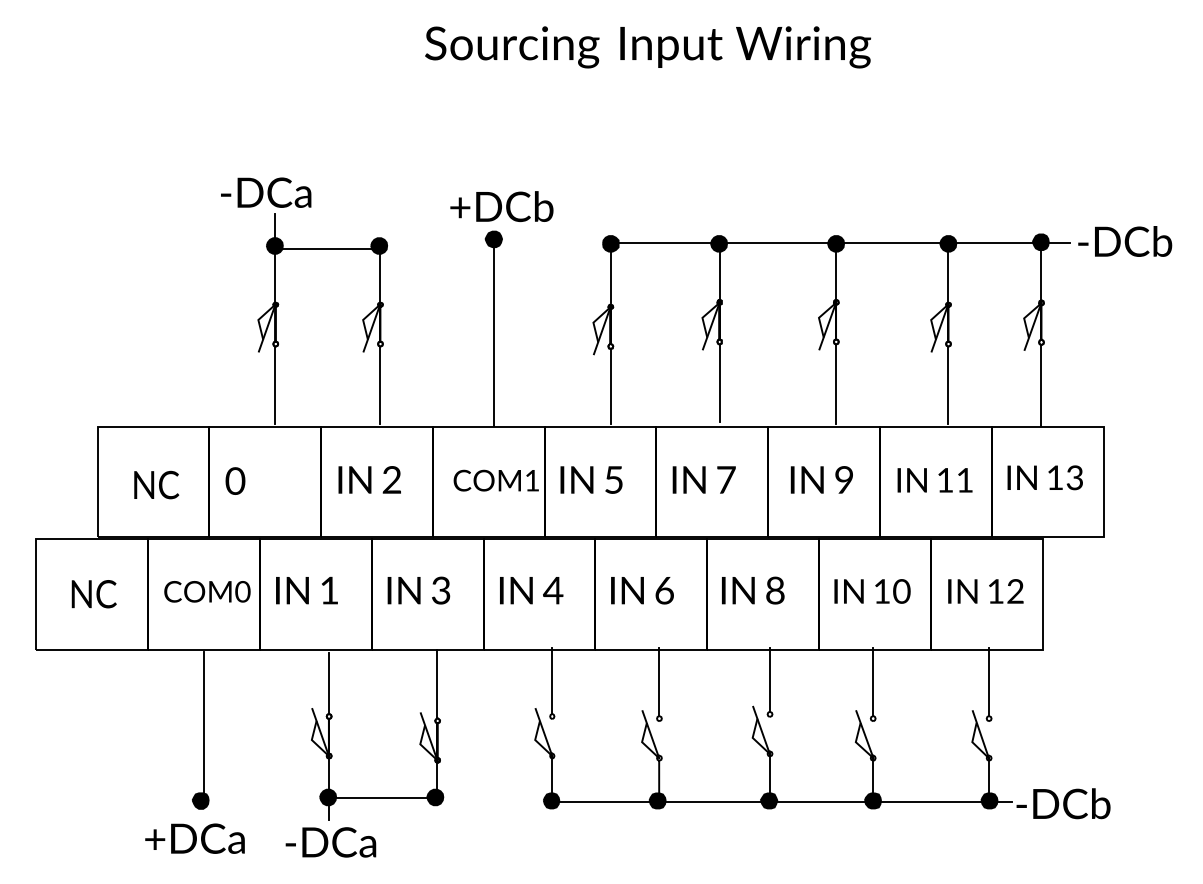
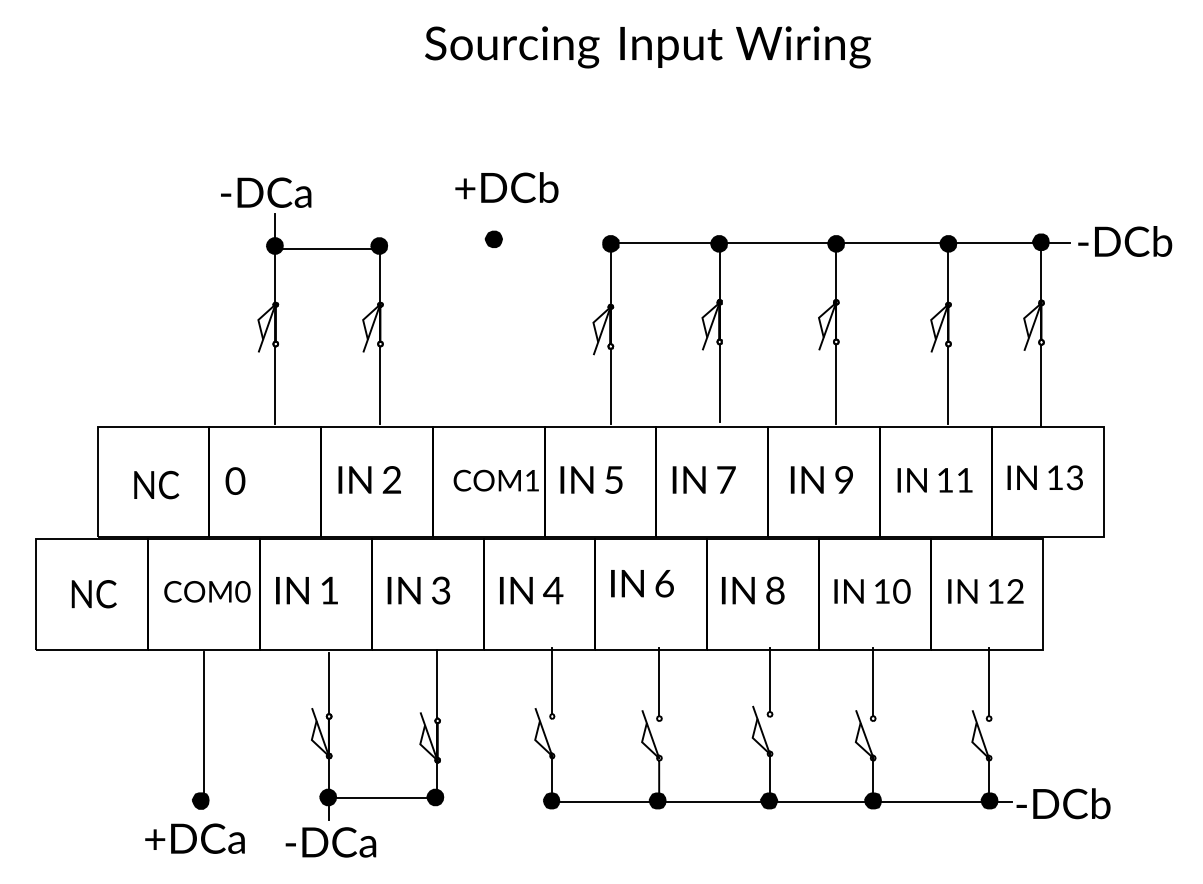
text position: (501, 206) -> (506, 187) (506, 187)
line: present -> none (494, 331)
text position: (642, 590) -> (642, 583) (642, 583)
